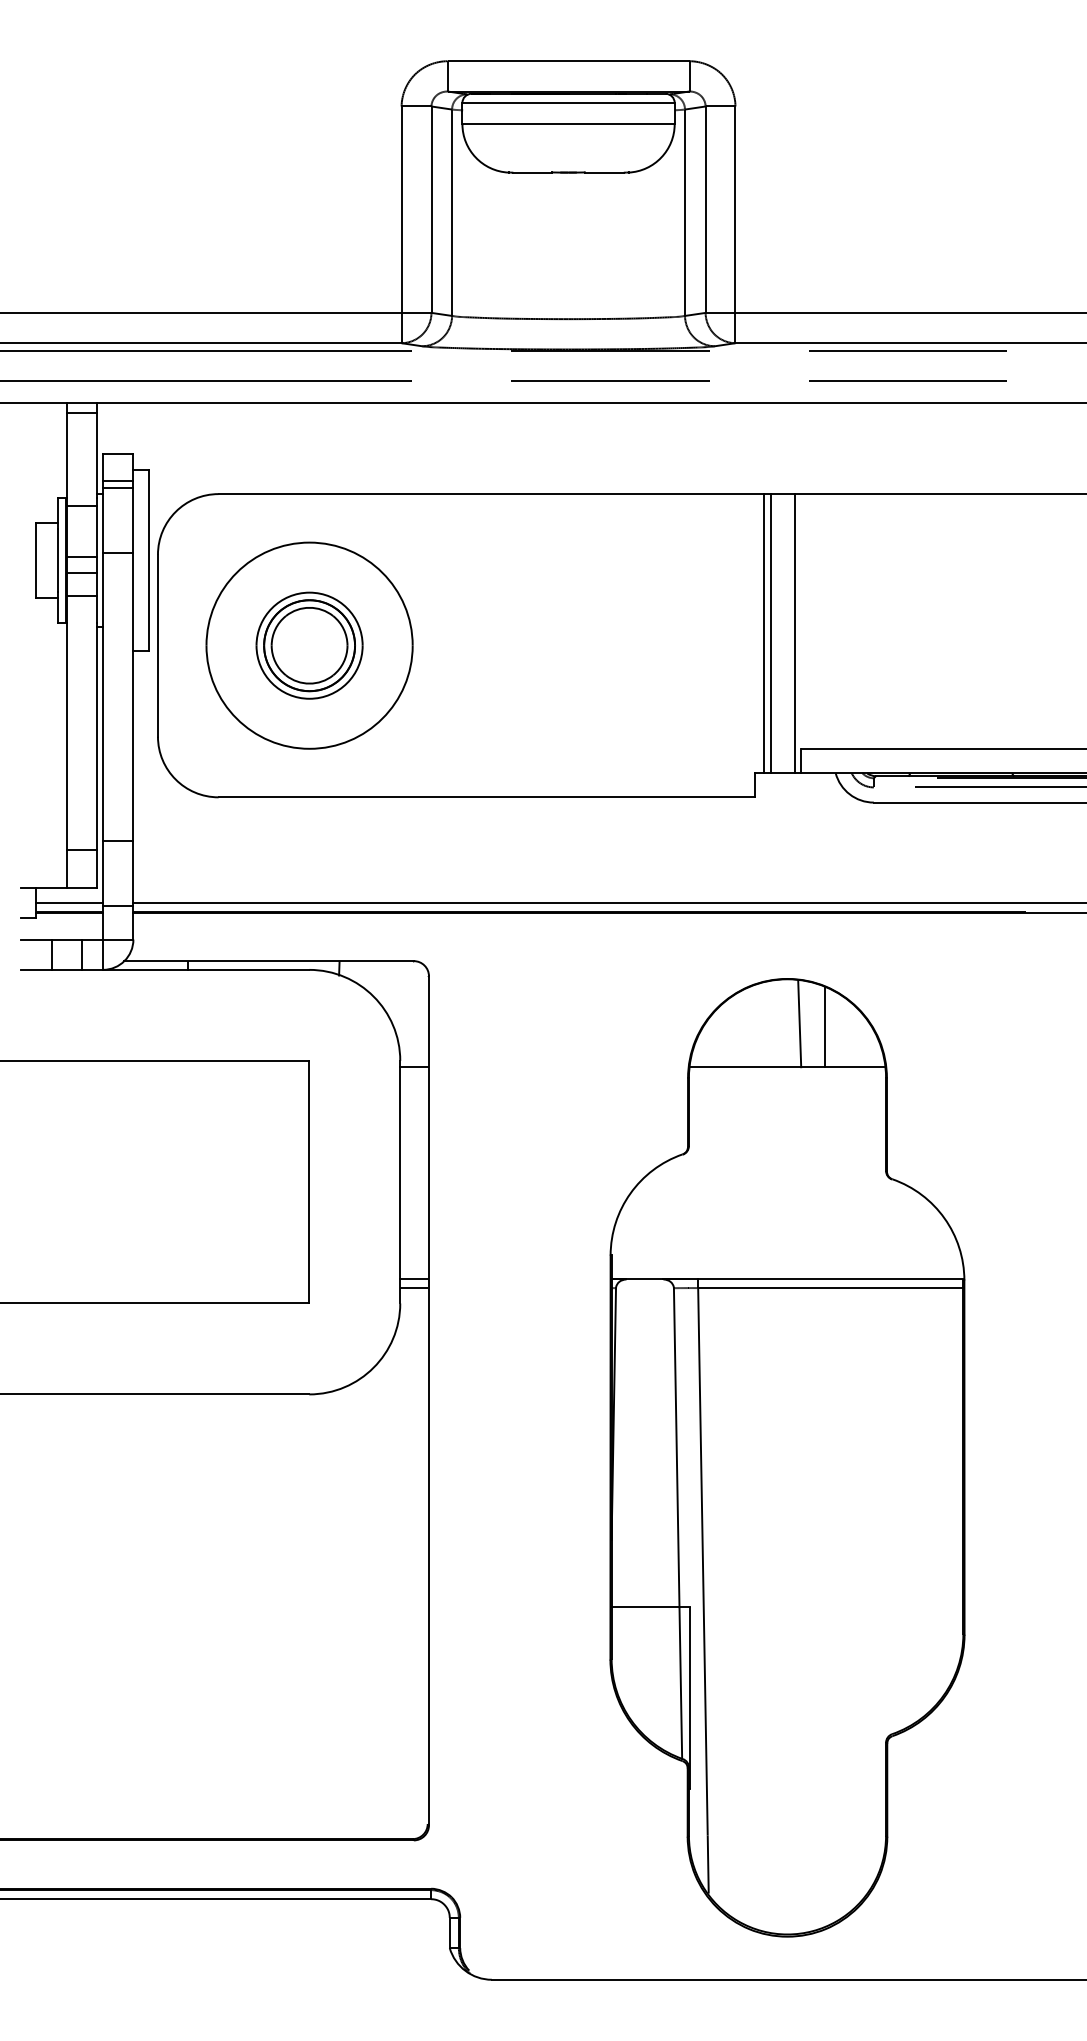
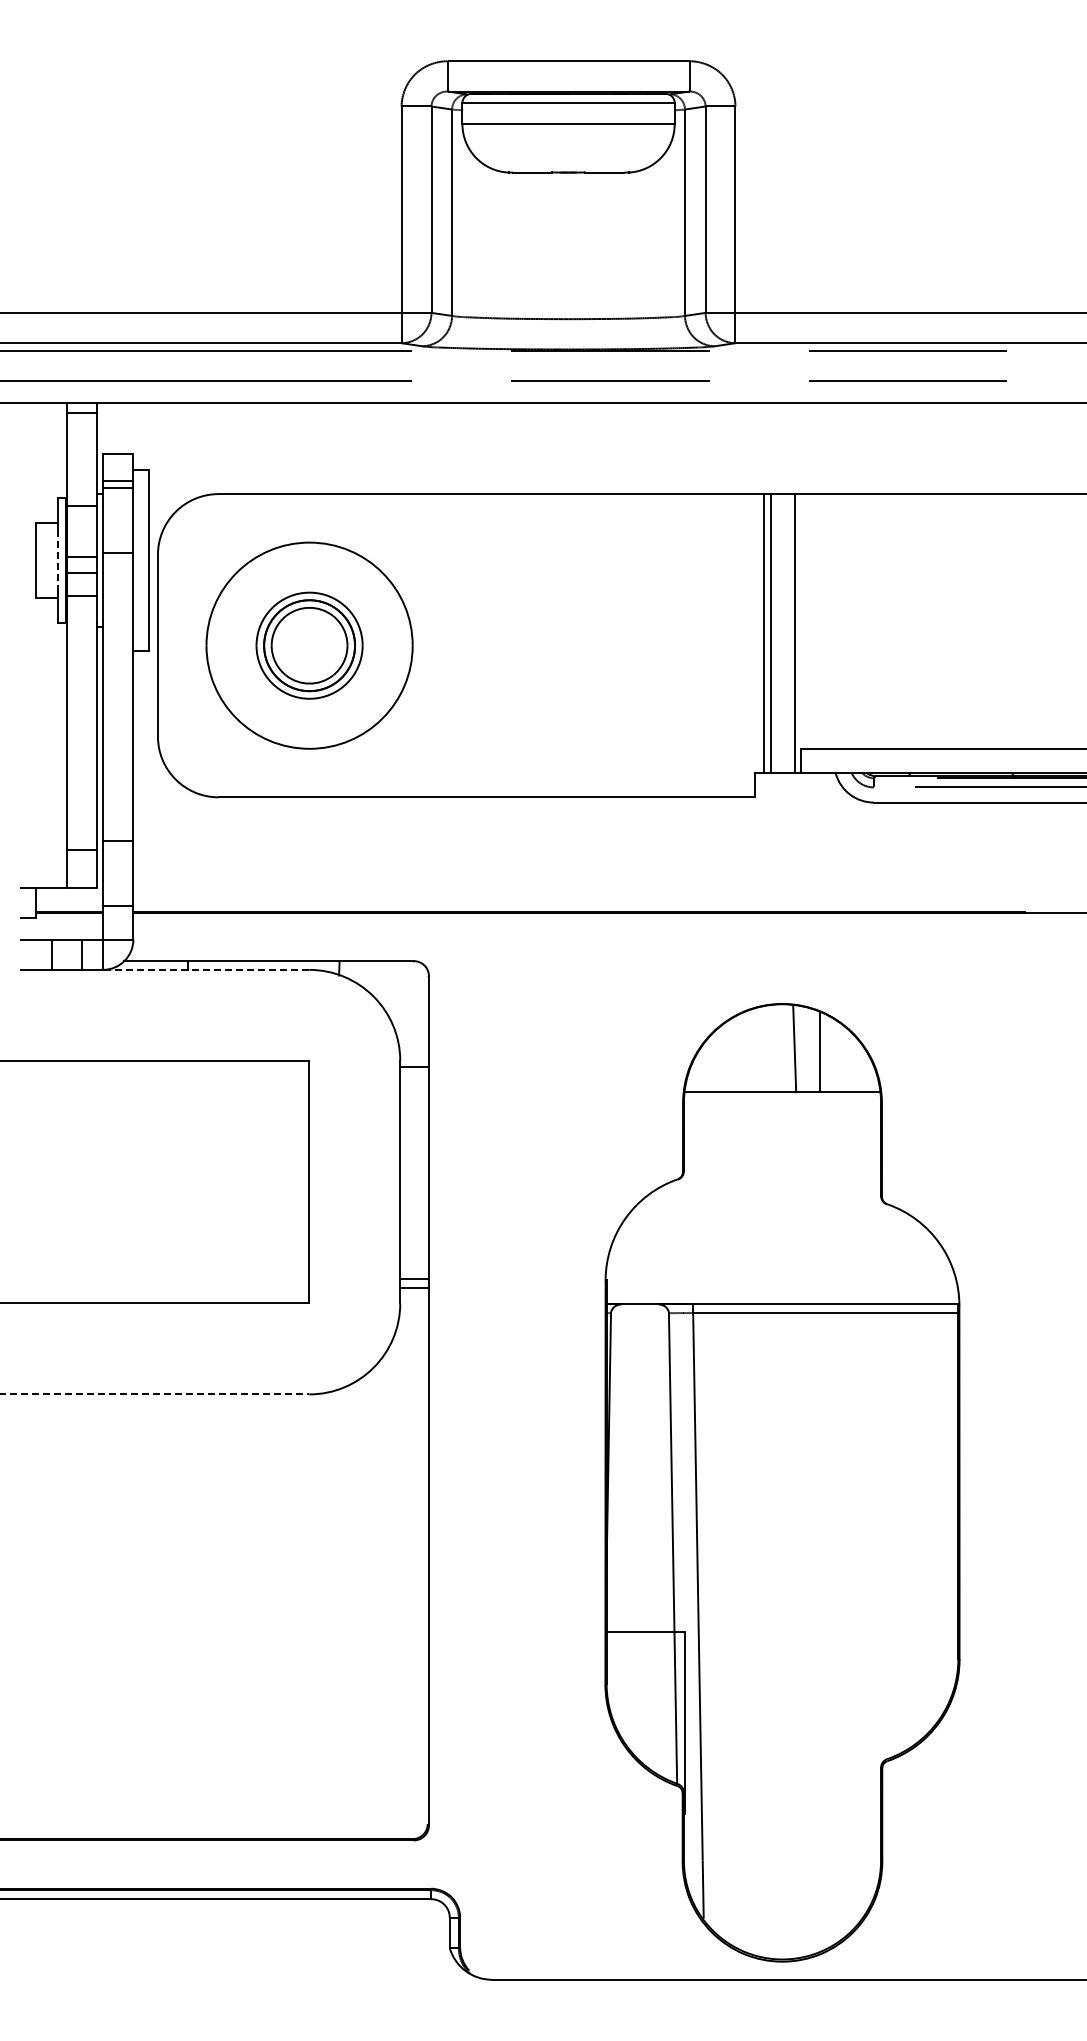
line: solid -> dashed (57, 560)
line: present -> none (69, 902)
line: present -> none (608, 902)
line: solid -> dashed (205, 969)
line: solid -> dashed (155, 1394)
part position: (787, 1457) -> (782, 1482) (782, 1482)
